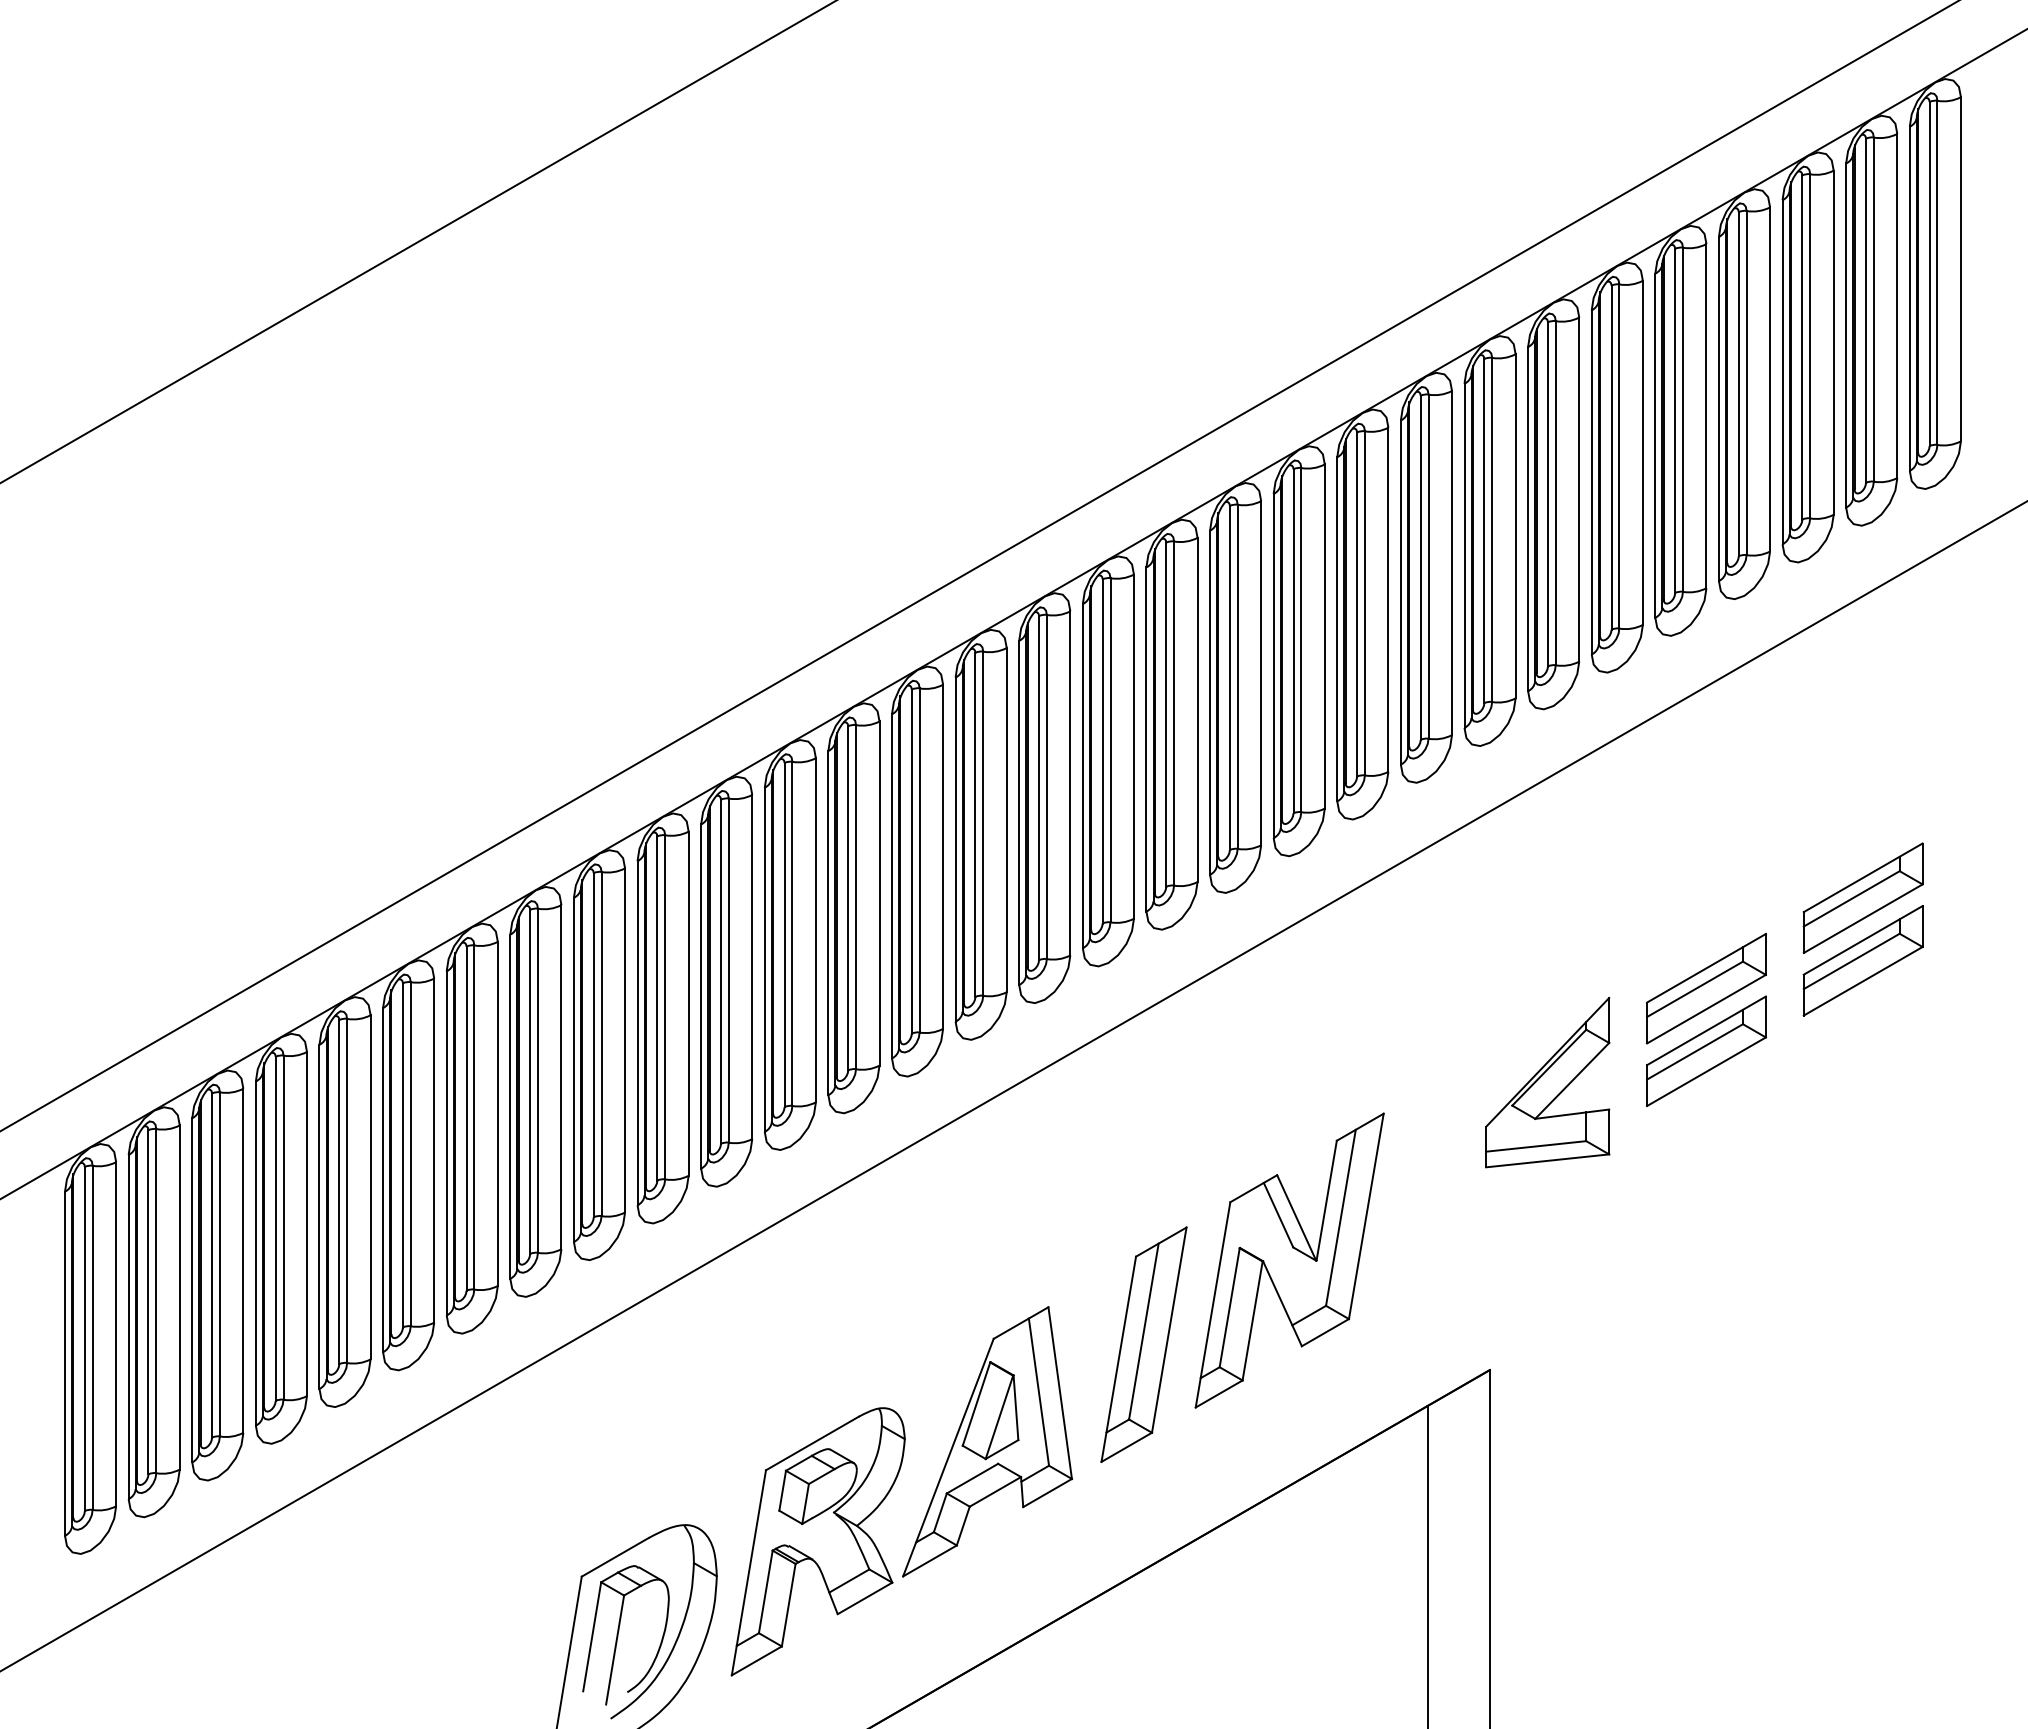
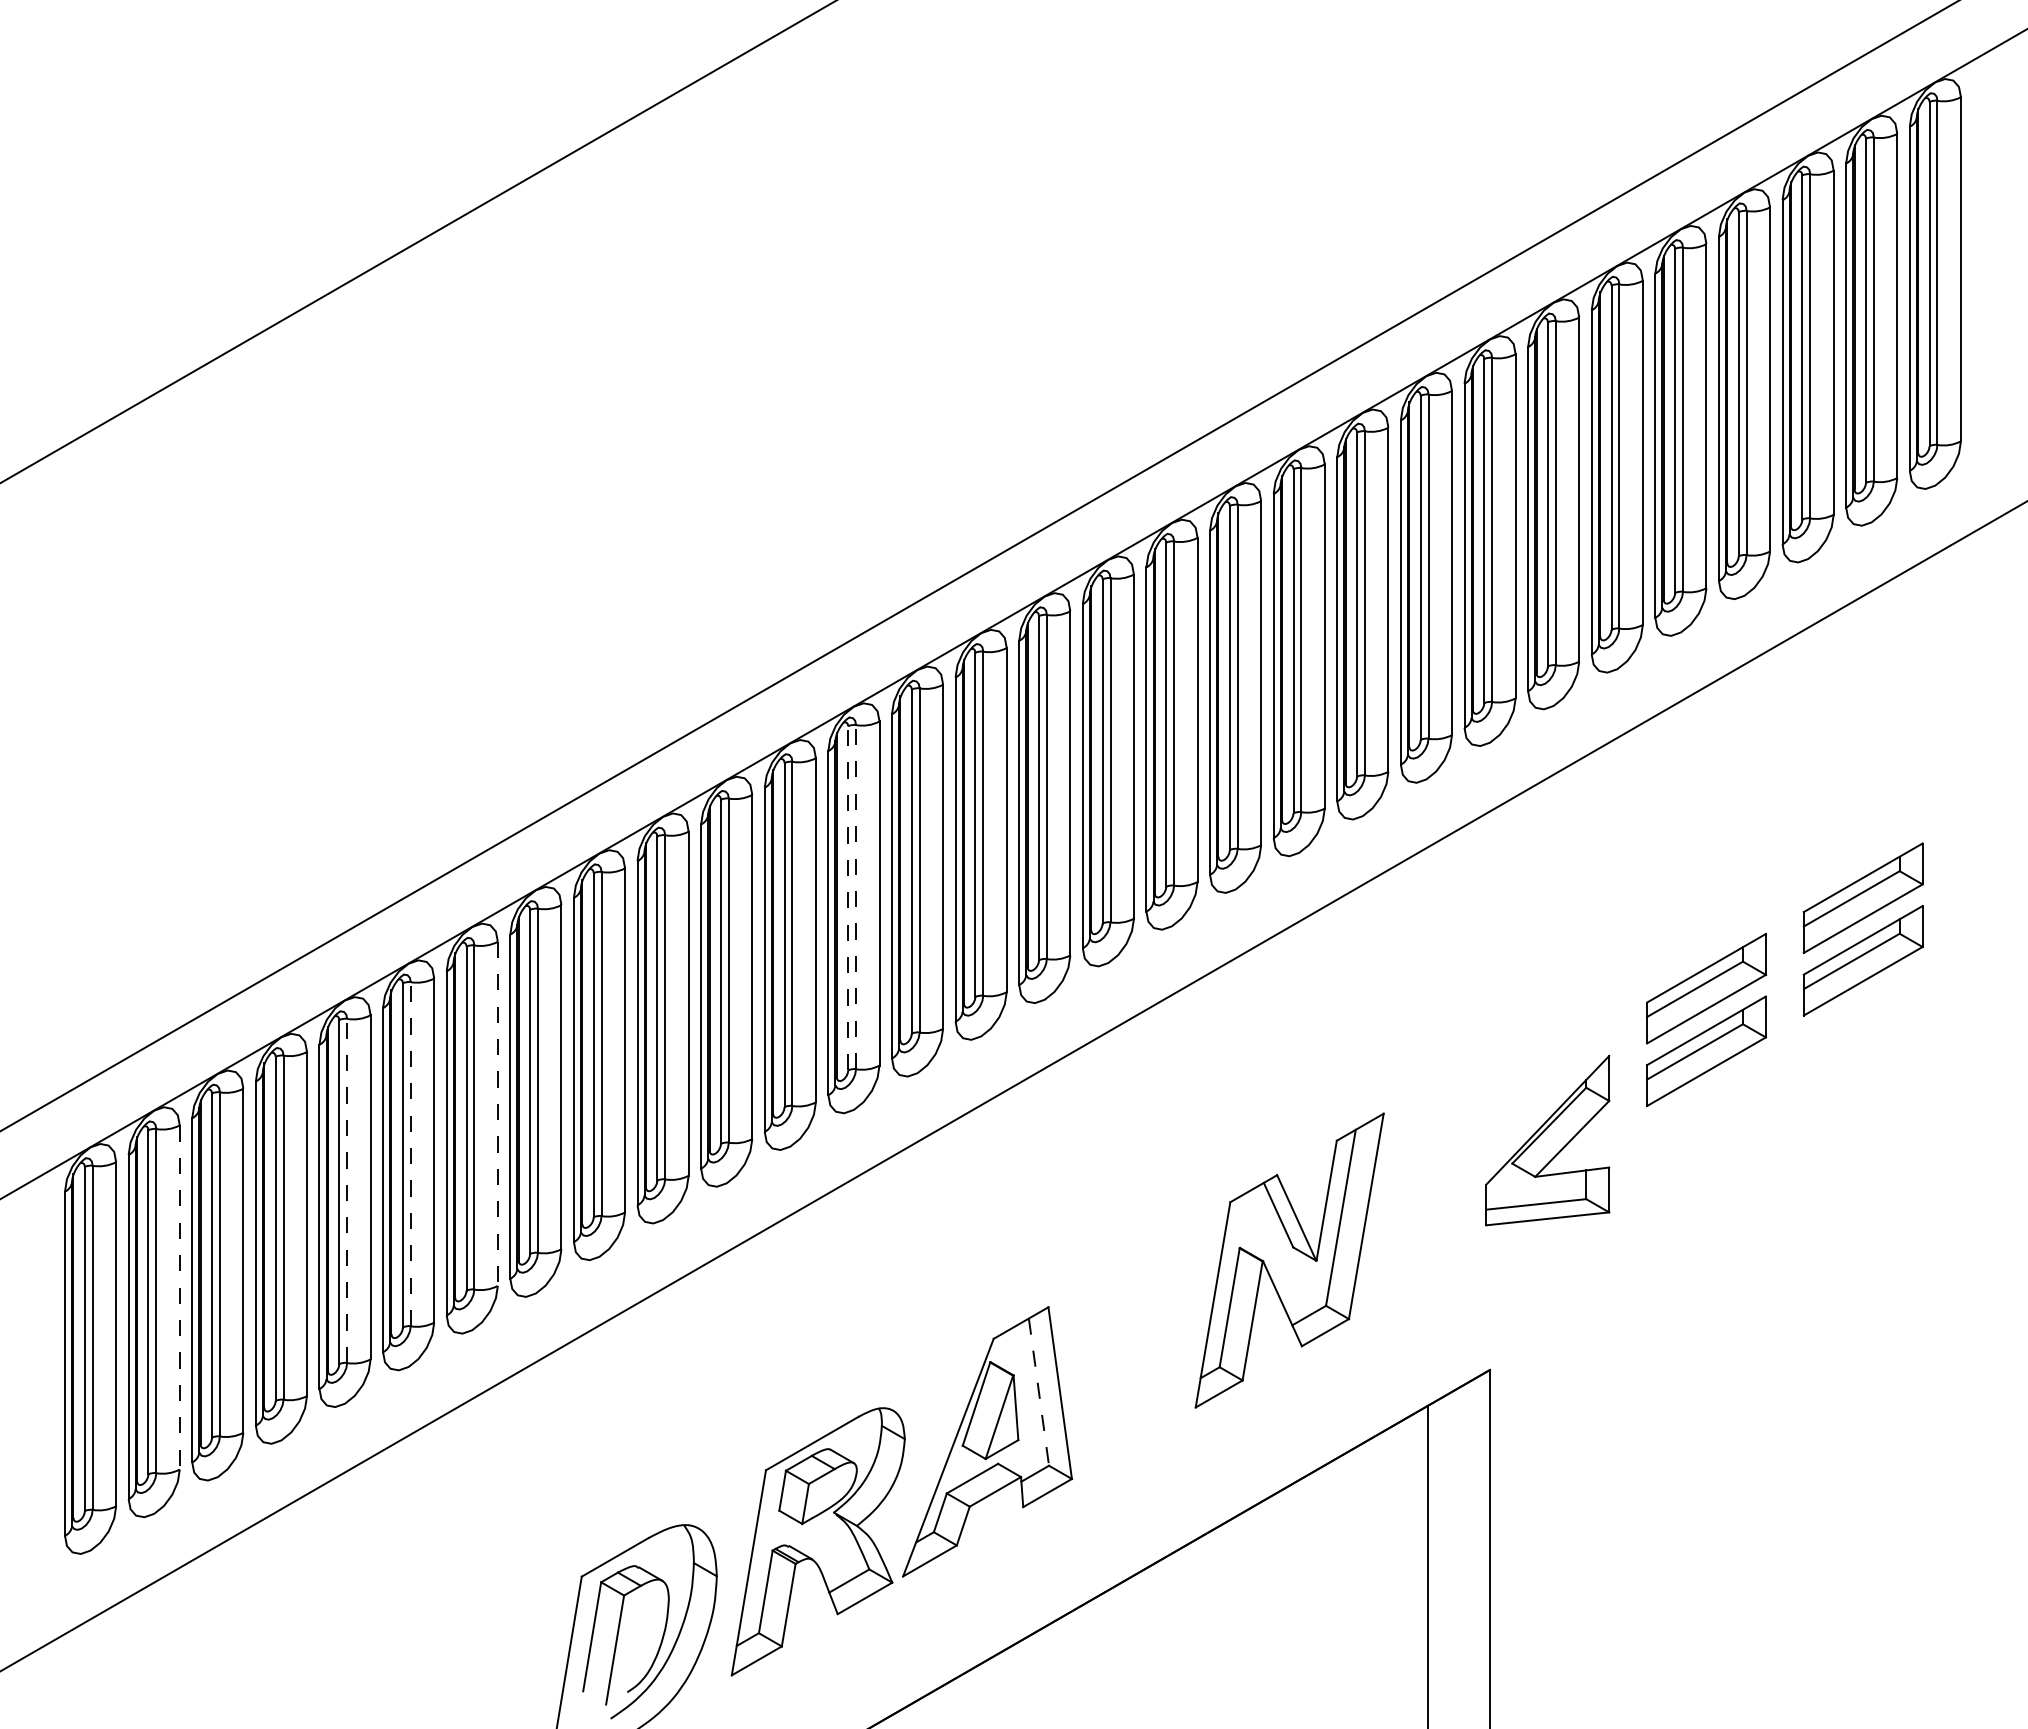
line: solid -> dashed (856, 896)
line: solid -> dashed (848, 897)
part position: (1547, 1082) -> (1547, 1140) (1547, 1140)
line: solid -> dashed (497, 1114)
line: solid -> dashed (410, 1153)
line: solid -> dashed (347, 1190)
line: solid -> dashed (179, 1297)
part: present -> none (1143, 1344)
line: solid -> dashed (1039, 1392)
